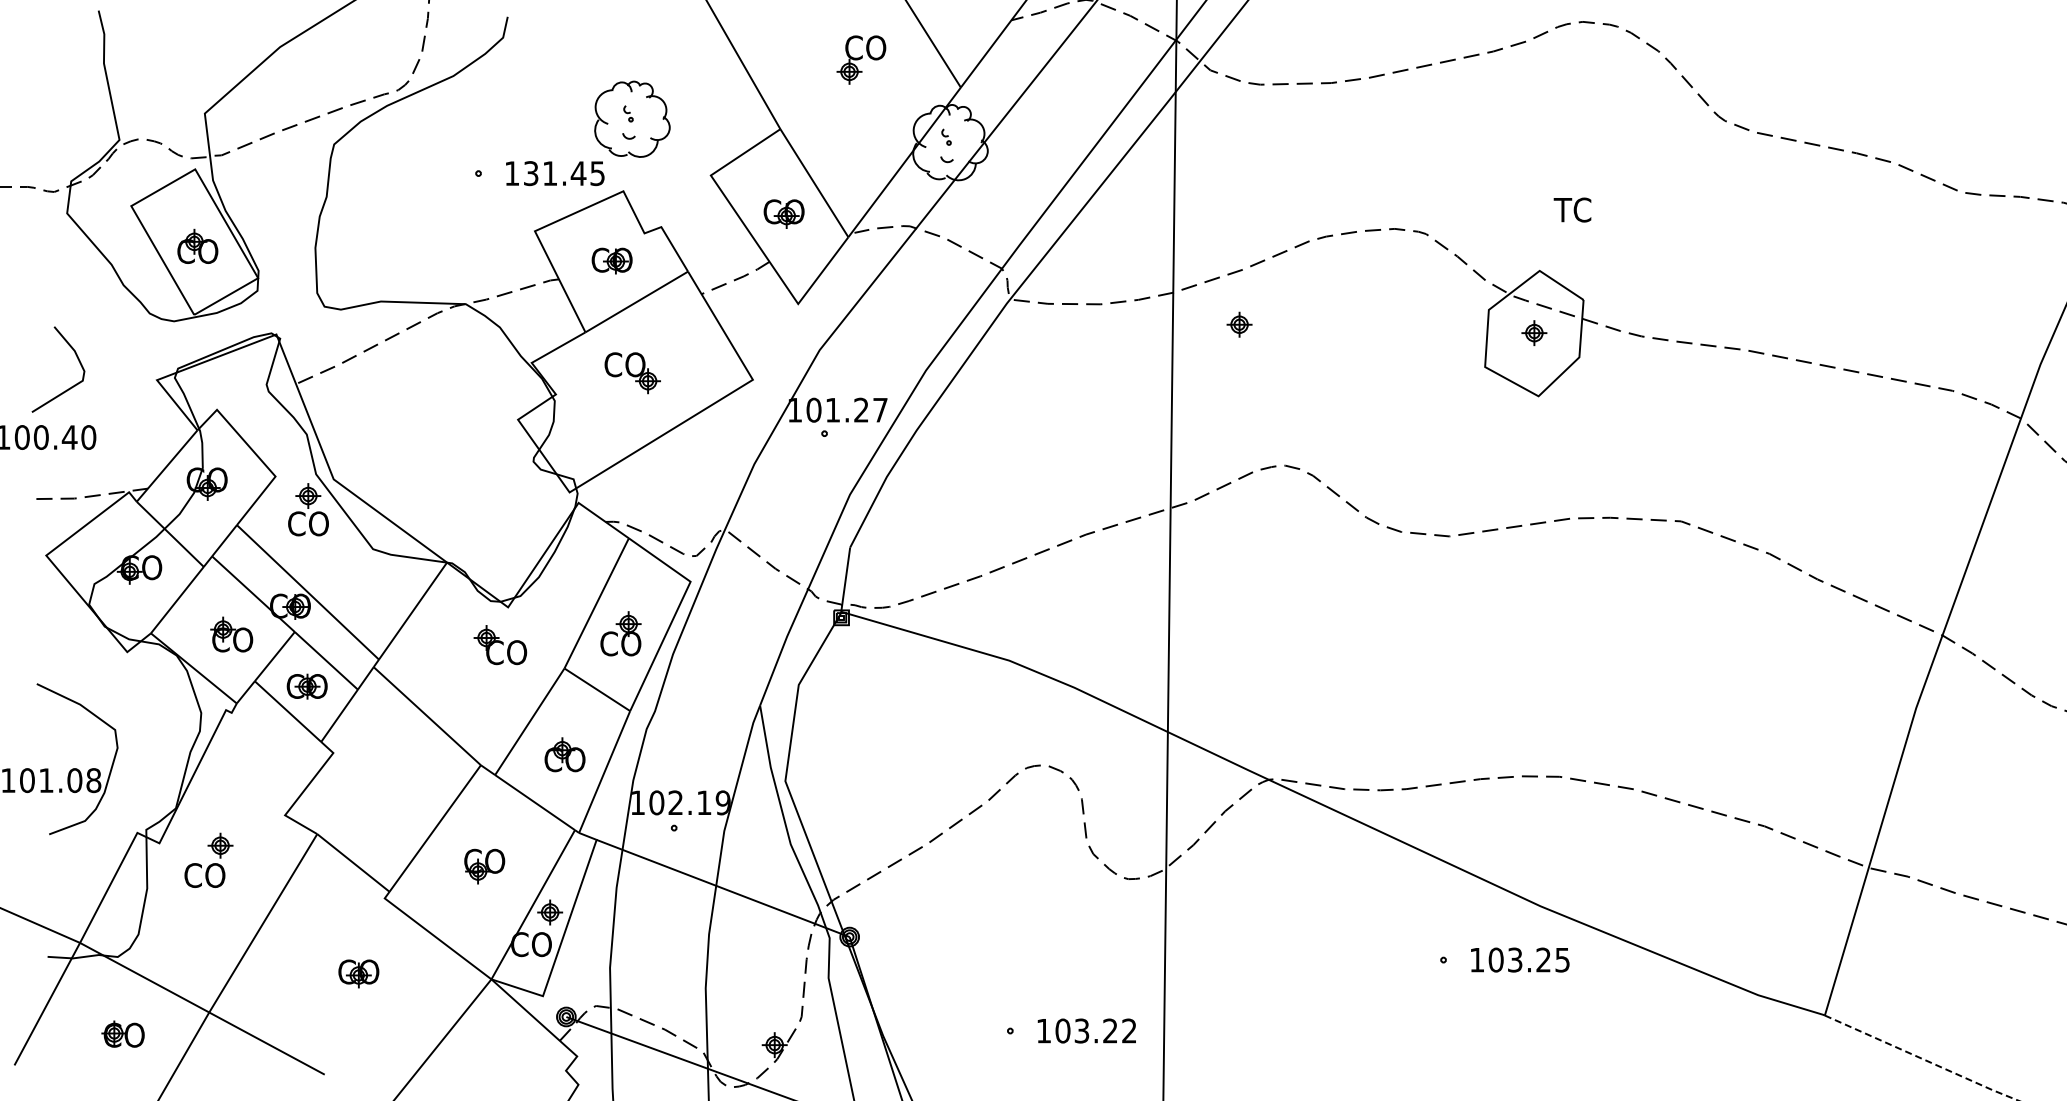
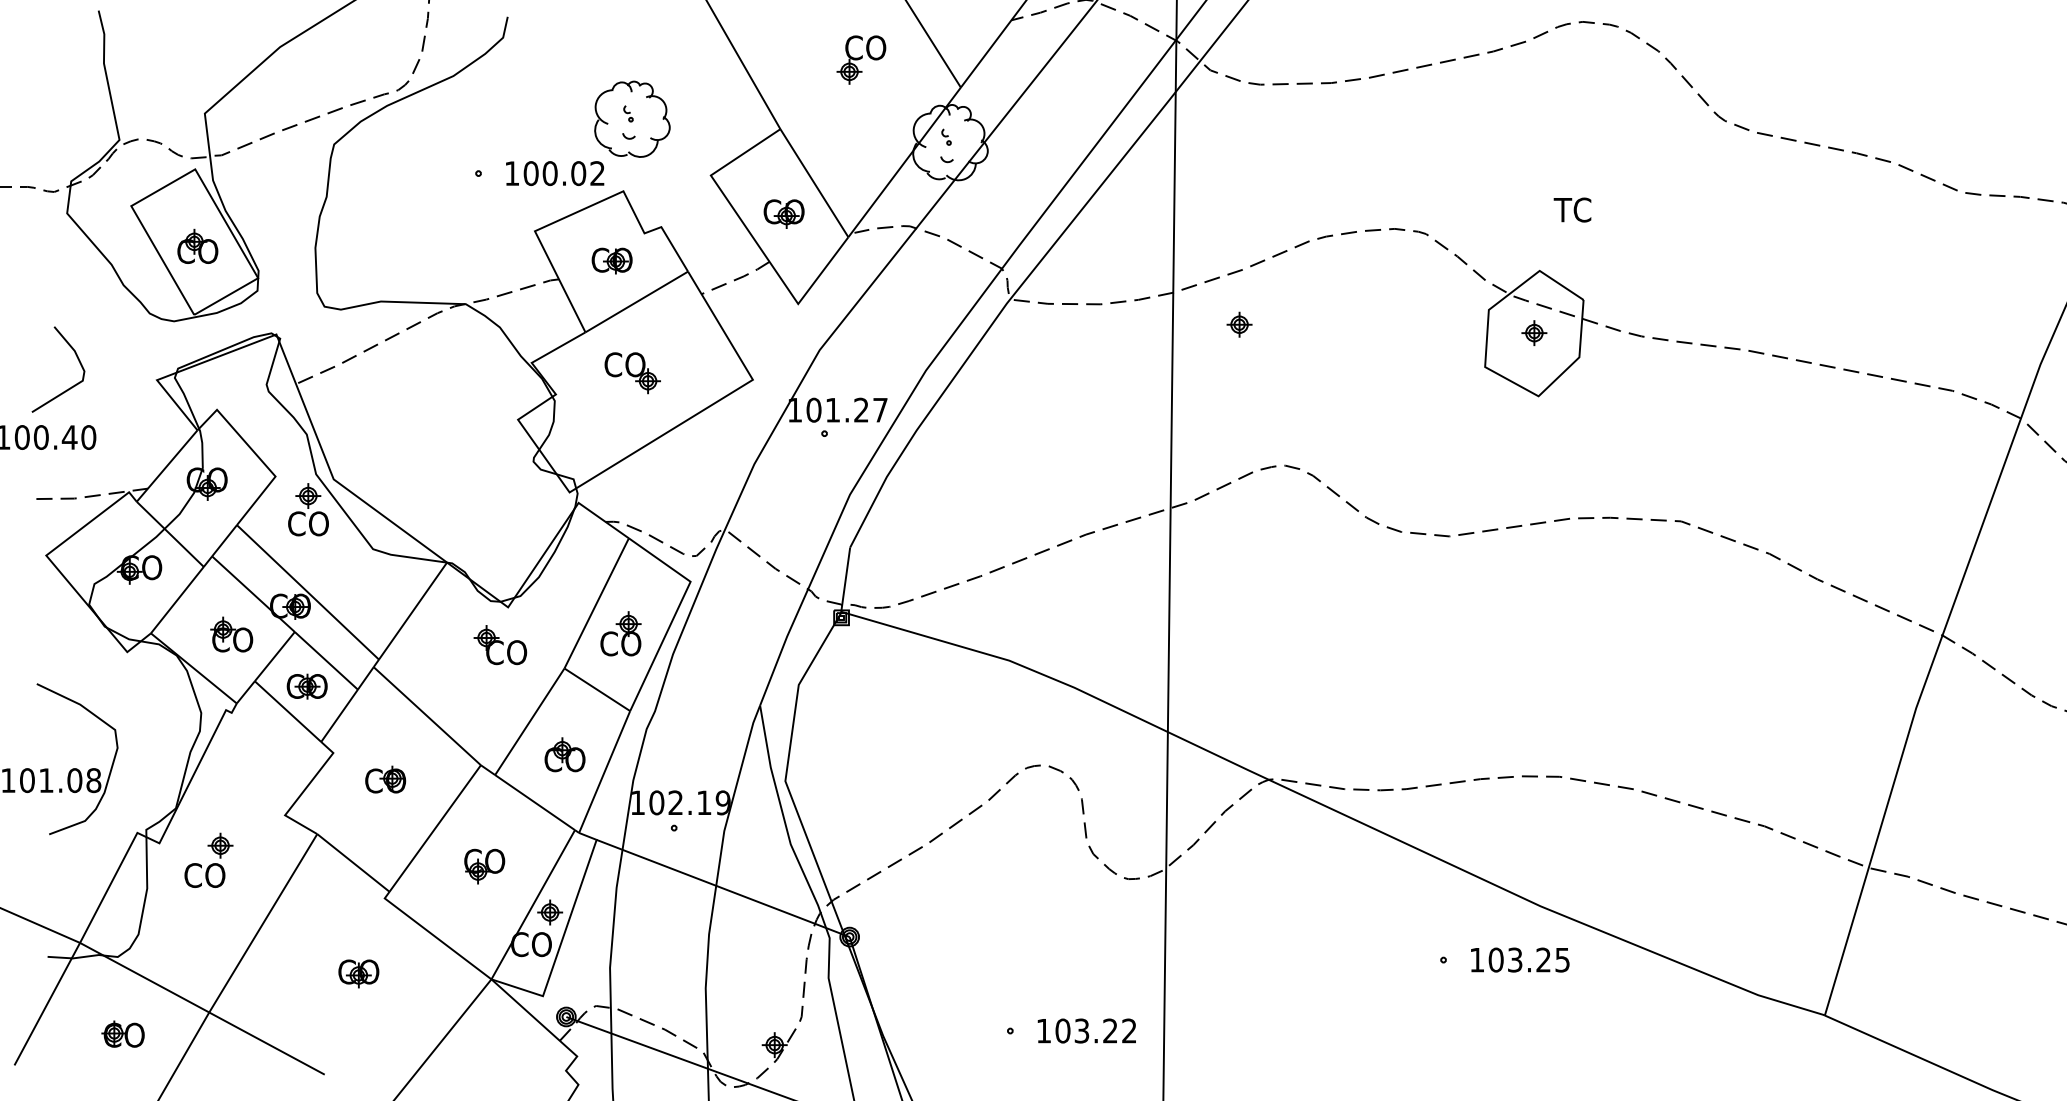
text: 131.45 -> 100.02 (563, 173)
part: none -> present (385, 779)
line: dashed -> solid (1922, 1058)
